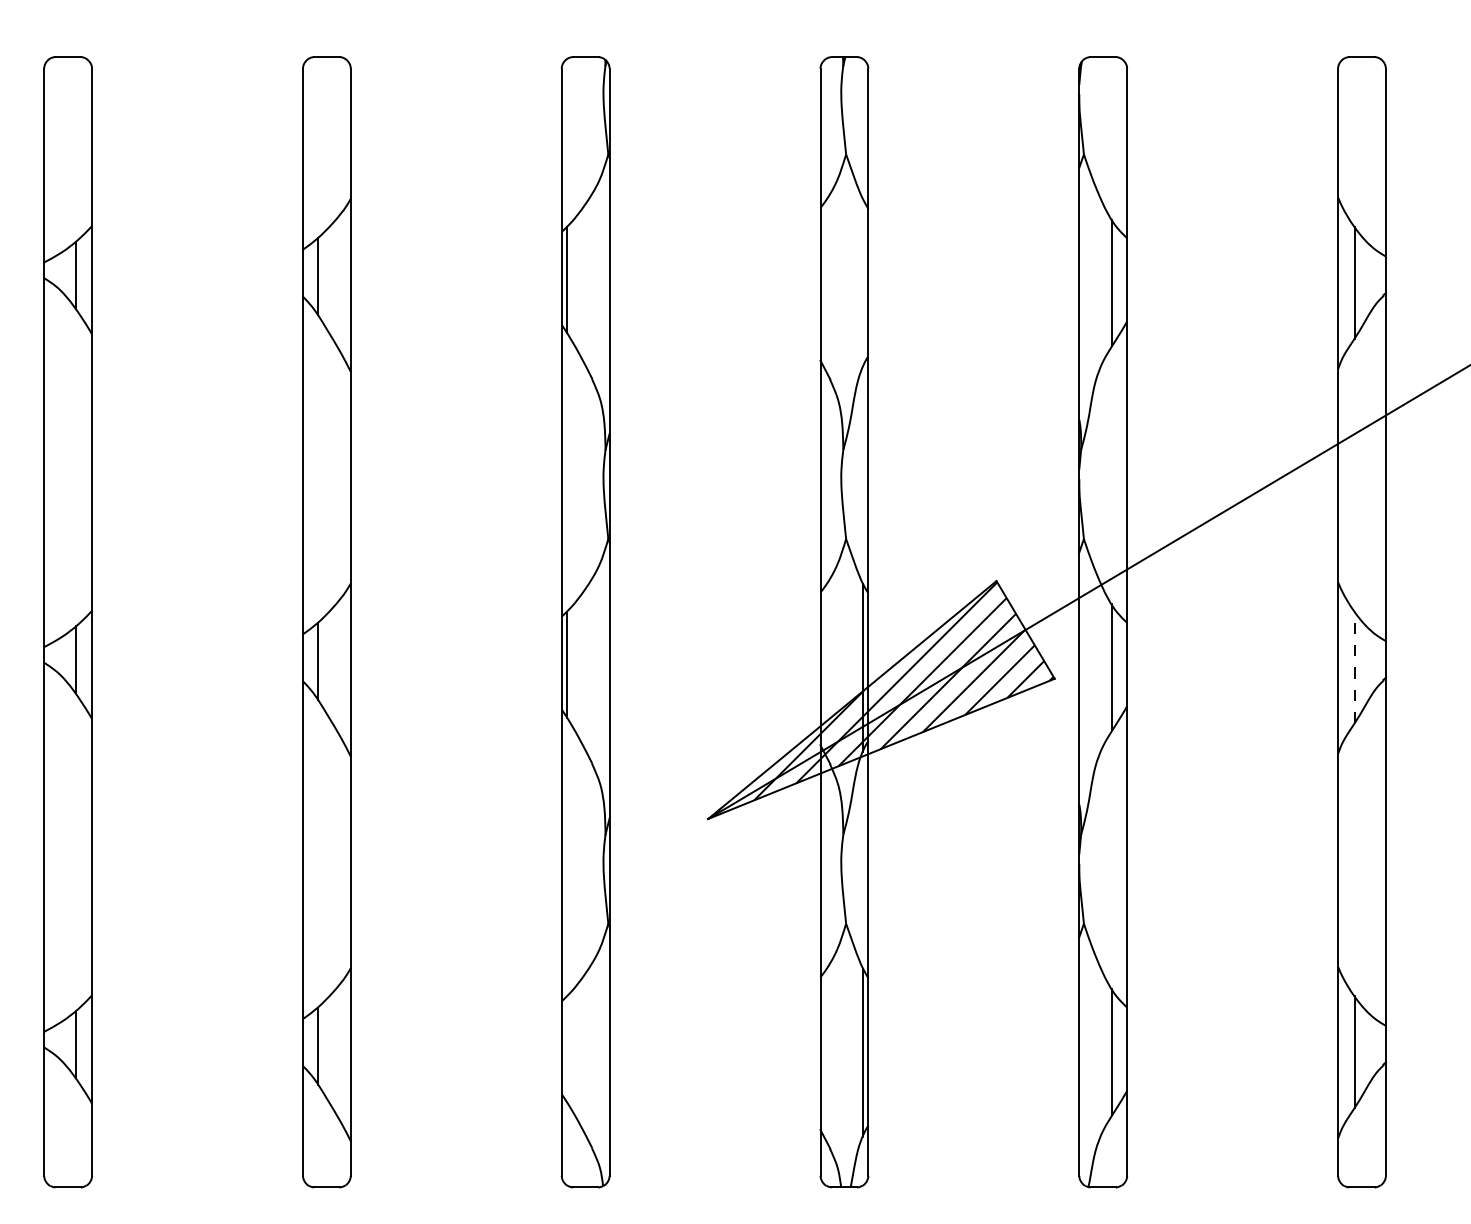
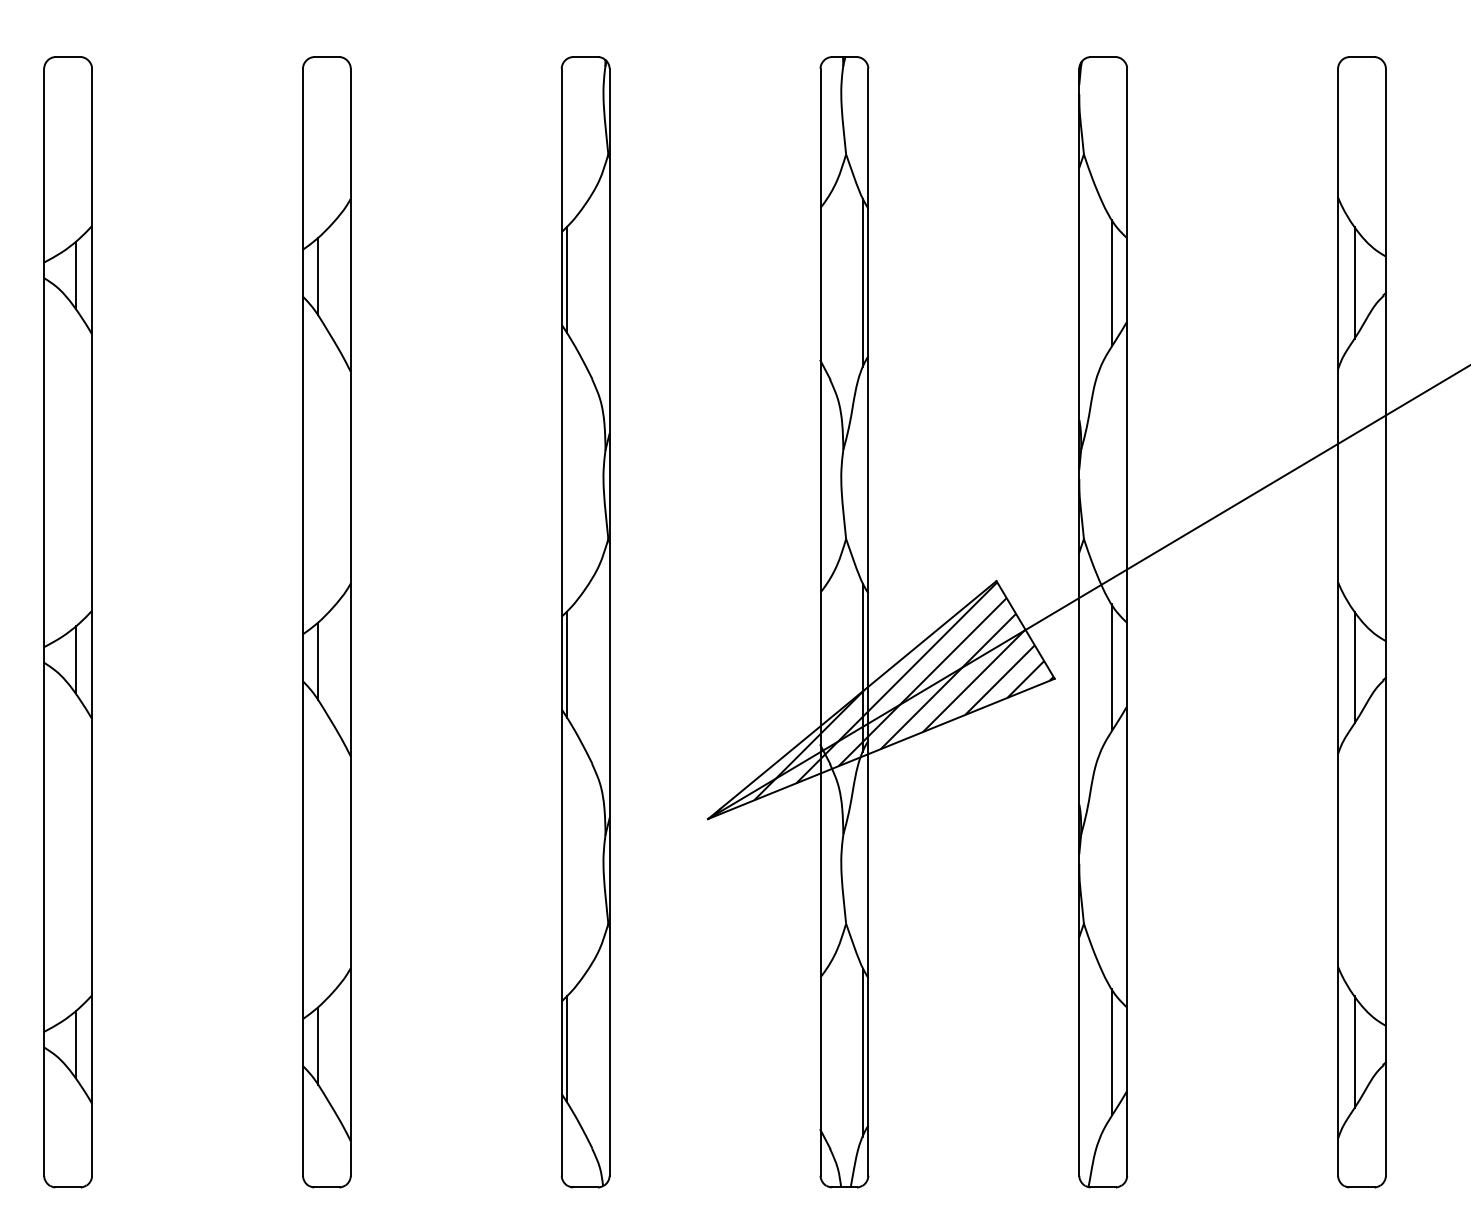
line: none -> present (863, 283)
line: dashed -> solid (1354, 667)
line: none -> present (566, 1049)
